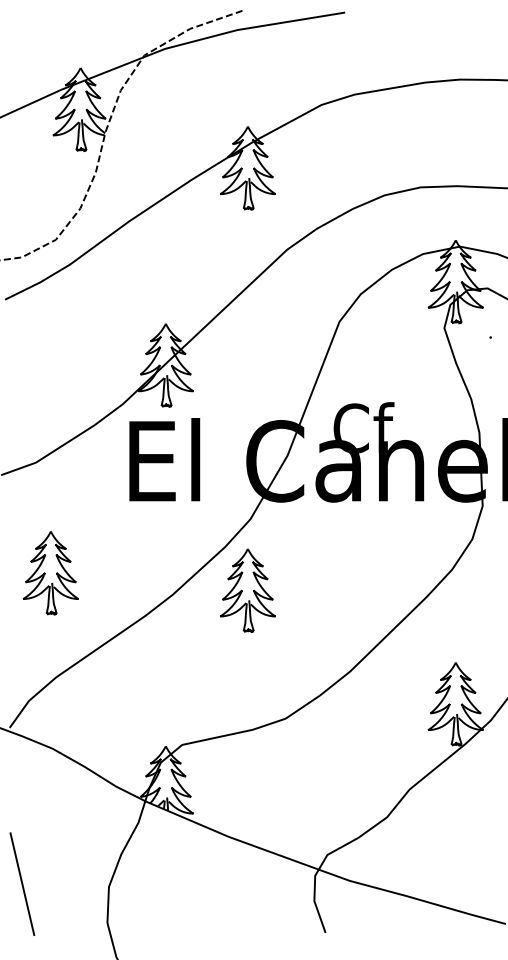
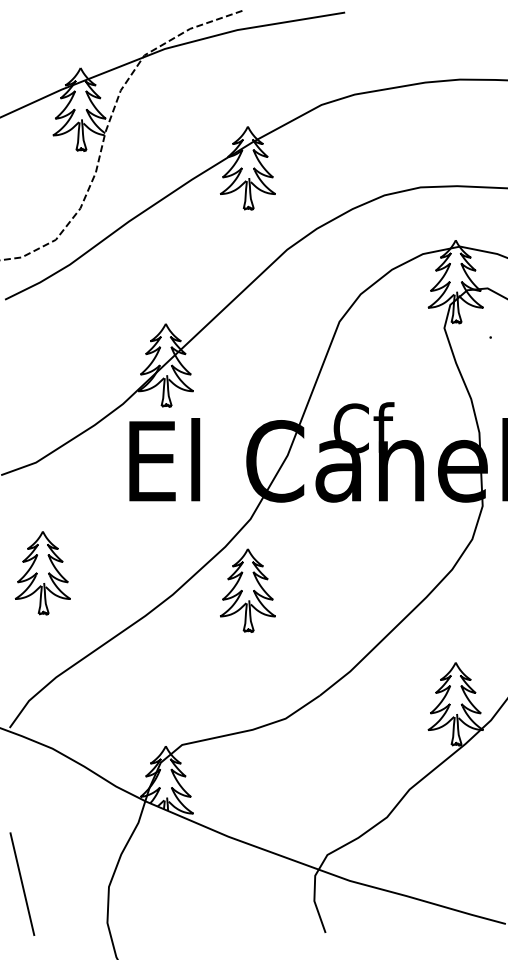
part position: (50, 573) -> (42, 573) (42, 573)
